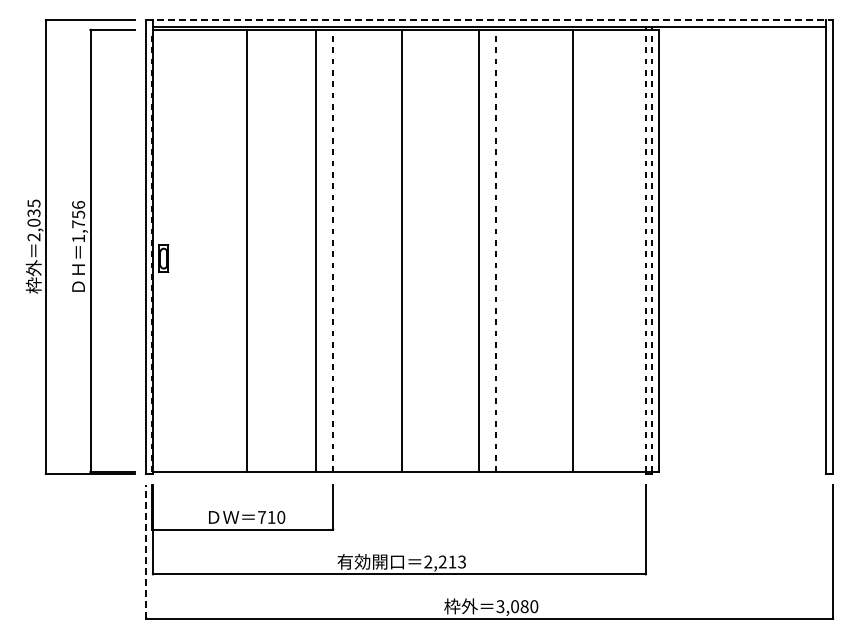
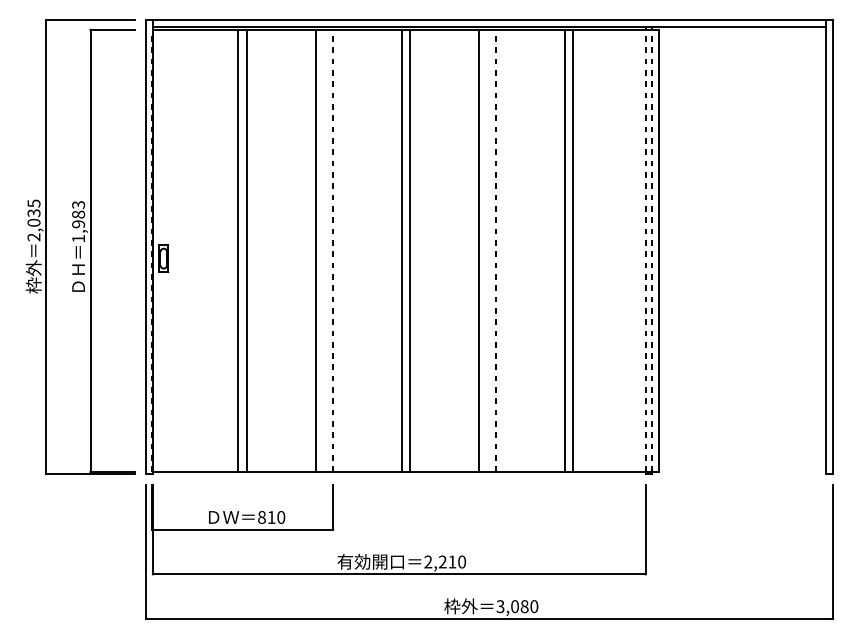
line: dashed -> solid (490, 20)
text: 1,756 -> 1,983 (78, 214)
line: none -> present (238, 251)
line: none -> present (410, 251)
line: none -> present (564, 251)
text: 710 -> 810 (261, 517)
line: dashed -> solid (146, 551)
text: 2,213 -> 2,210 (462, 561)
